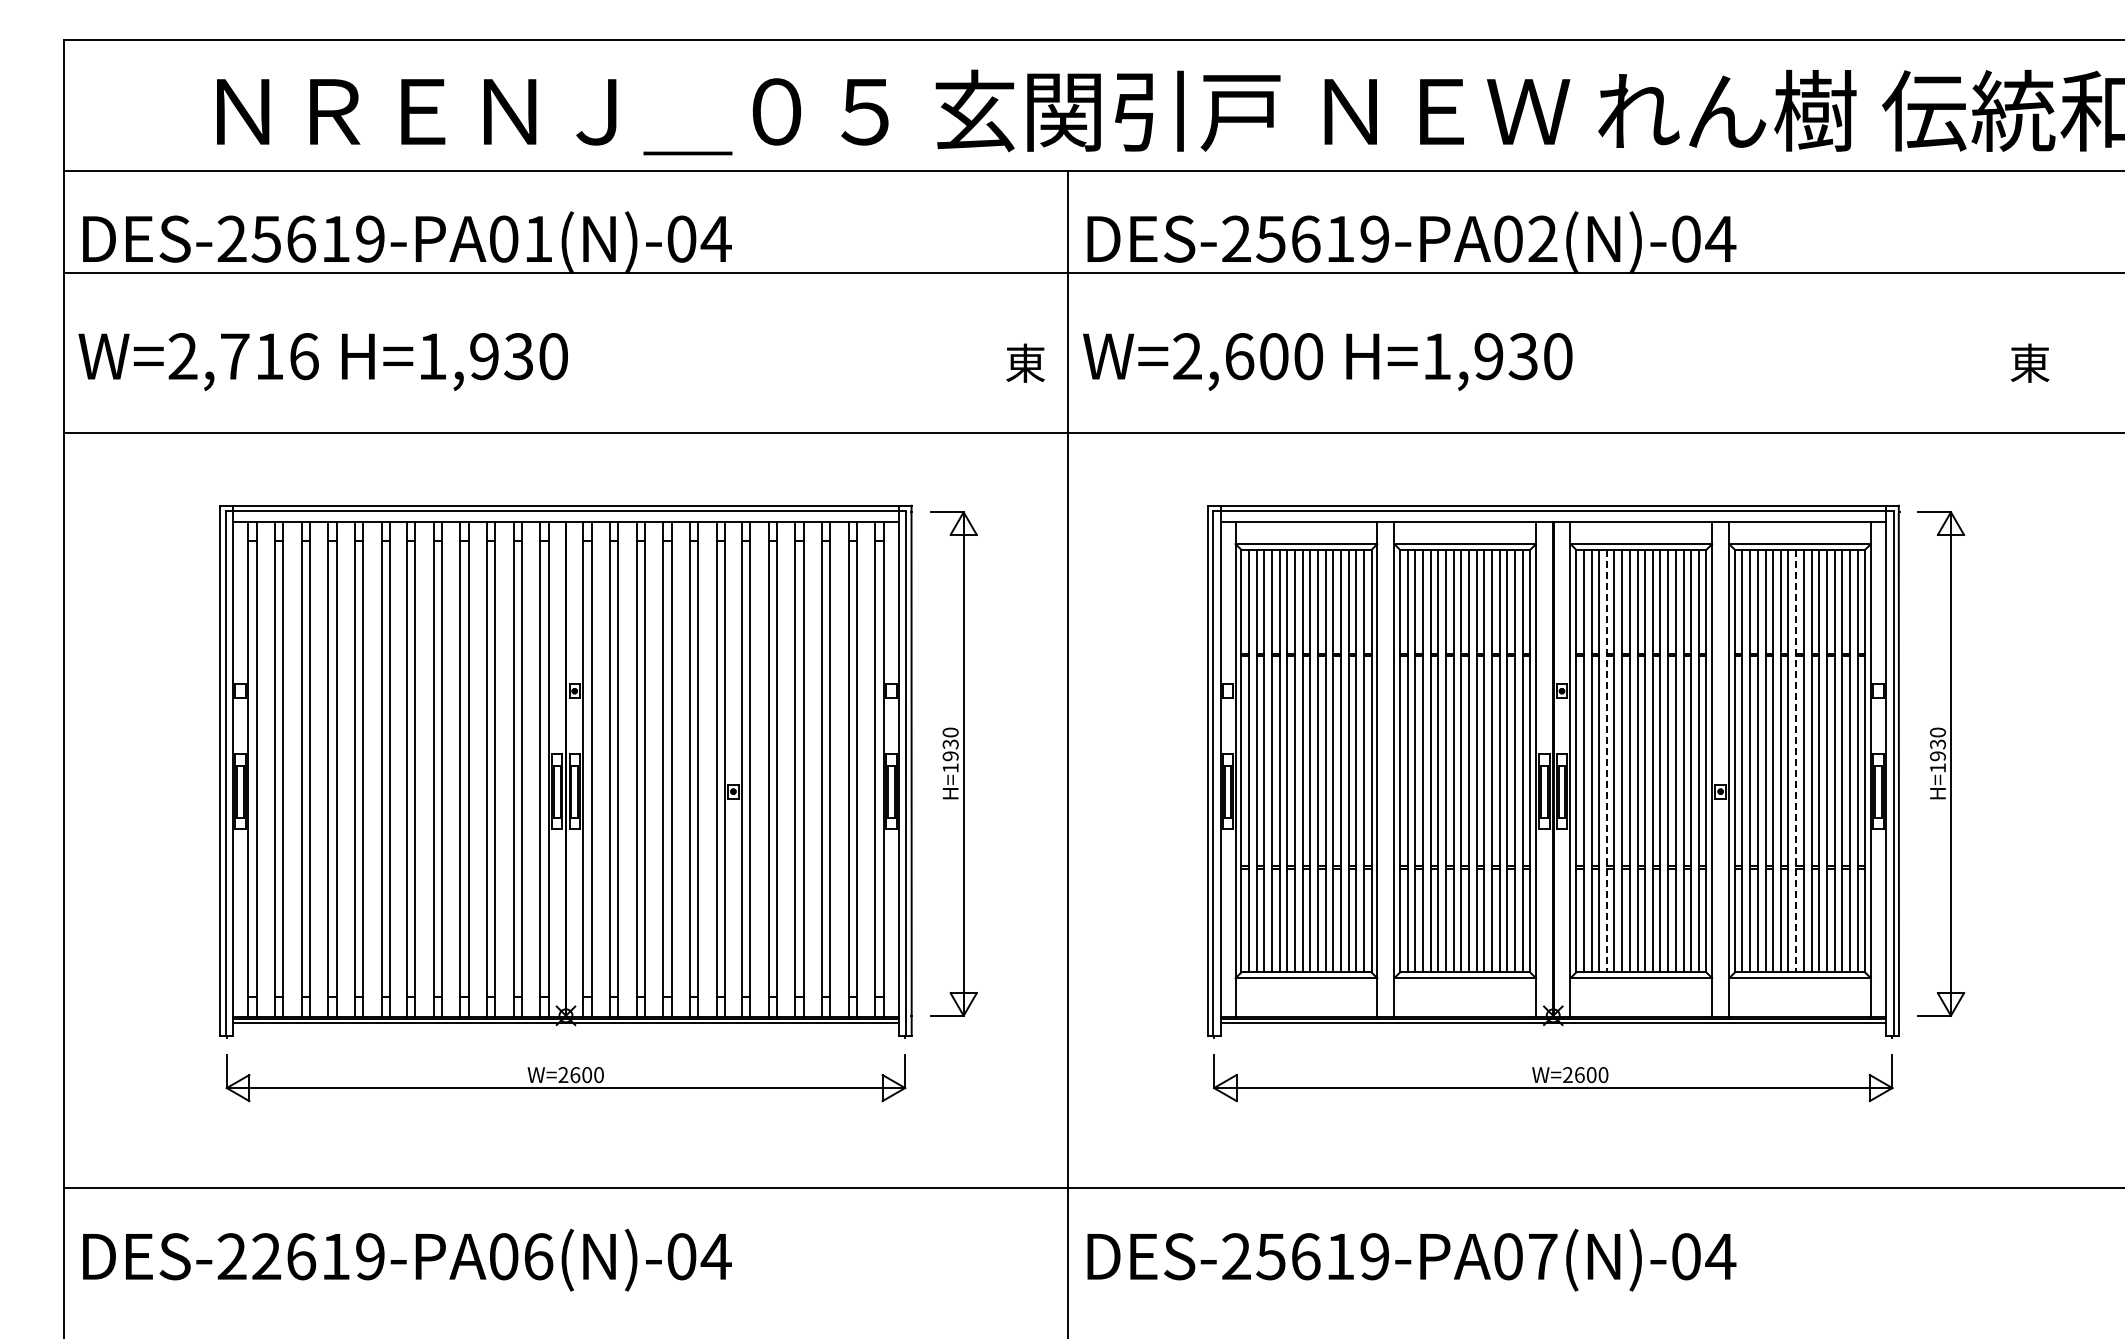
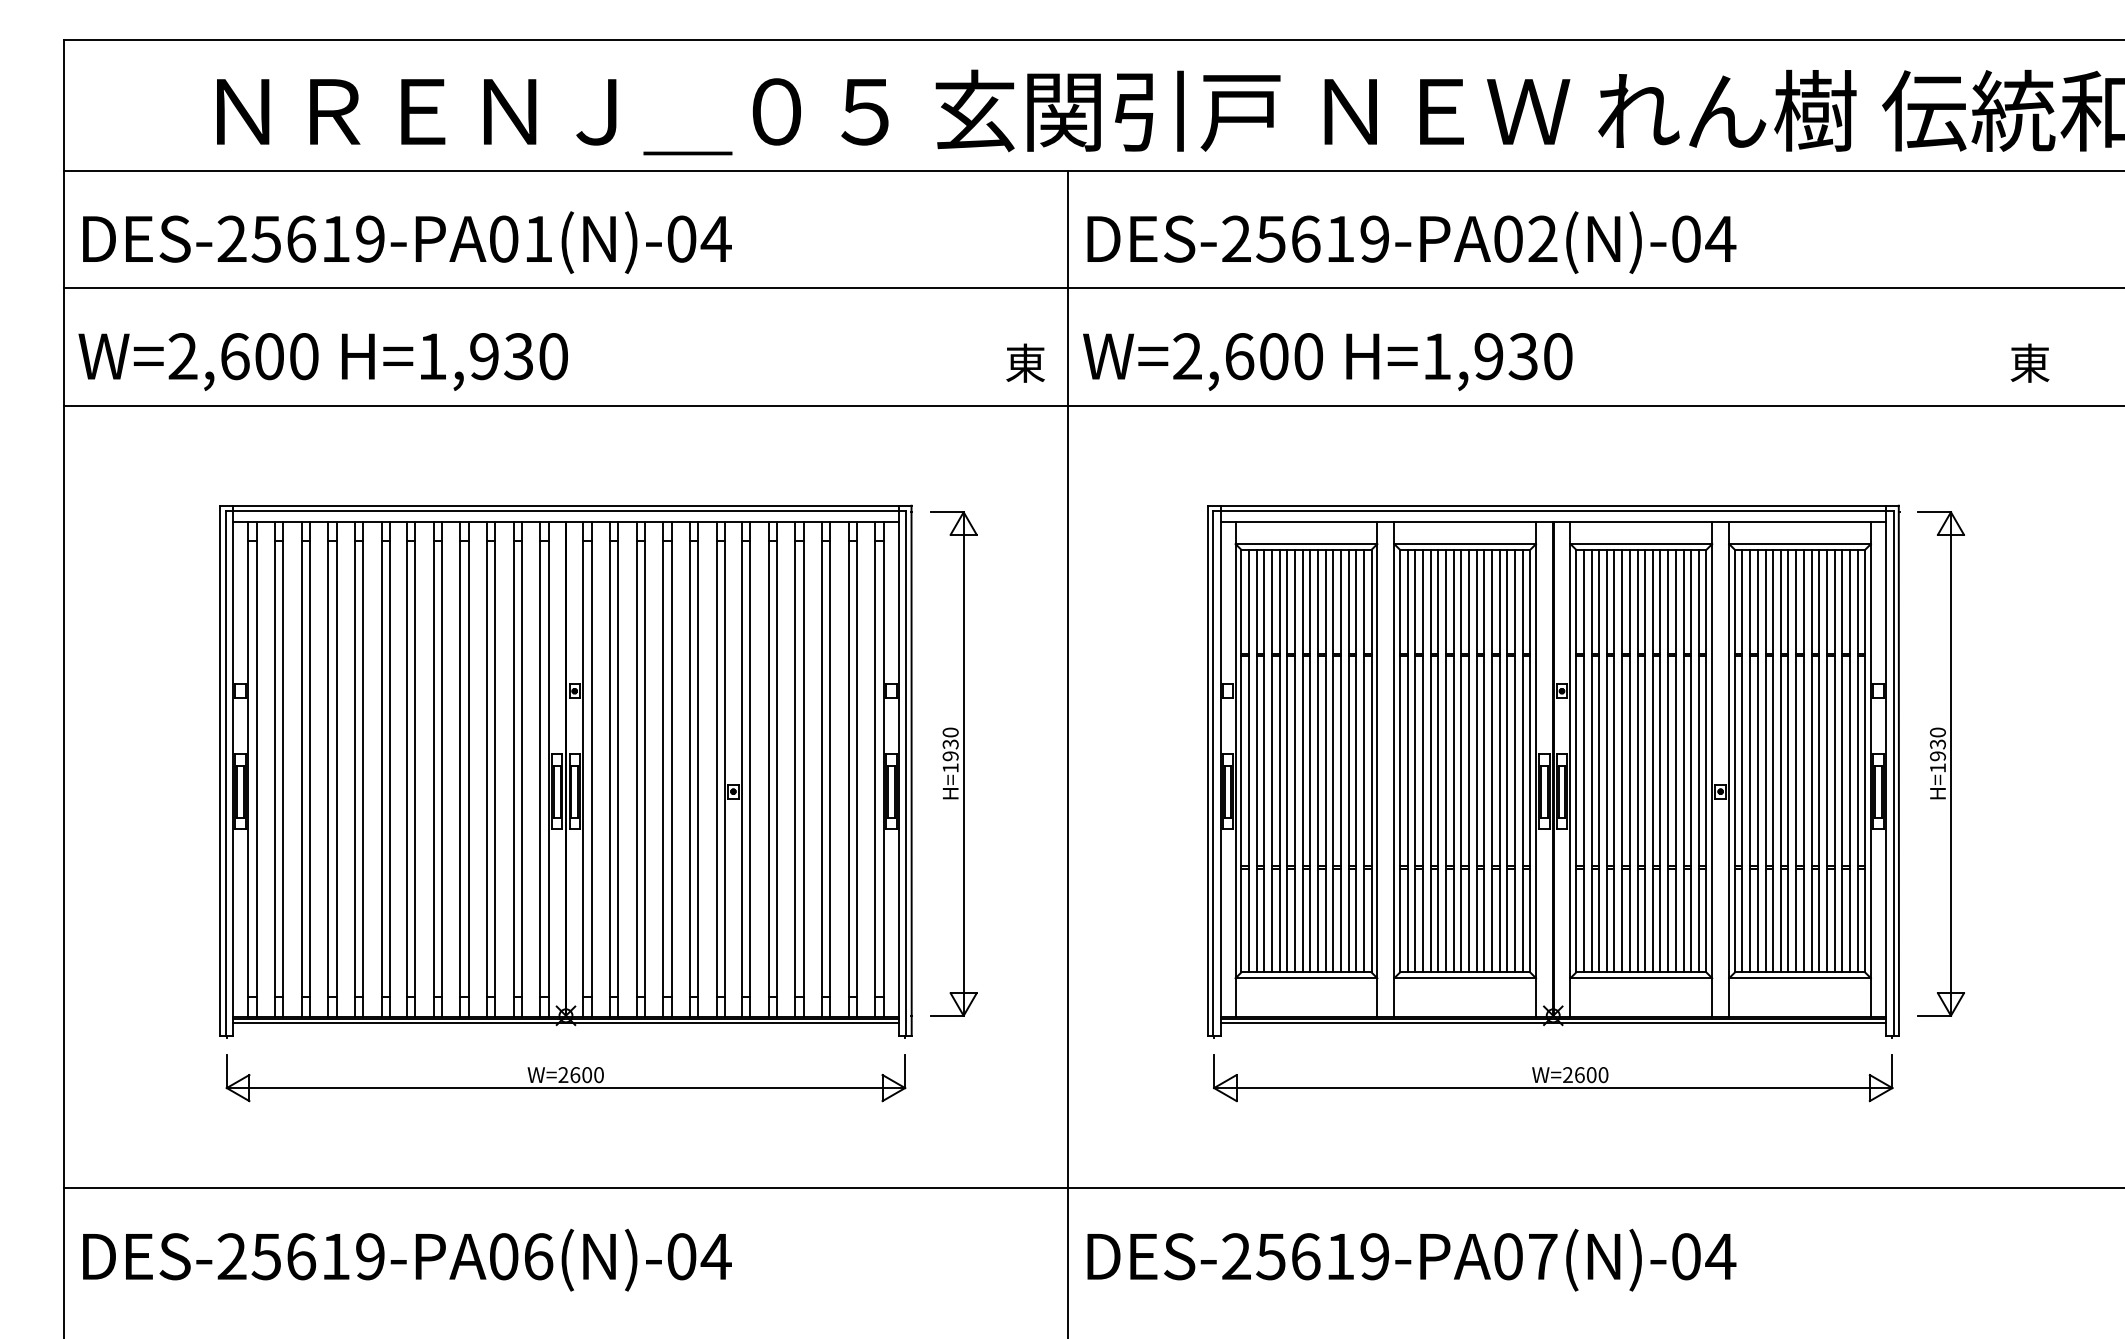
line position: (1092, 273) -> (1092, 288) (1092, 288)
text: W=2,716 -> W=2,600 (269, 356)
line position: (1092, 432) -> (1092, 405) (1092, 405)
line: dashed -> solid (1606, 761)
line: dashed -> solid (1796, 761)
text: DES-22619-PA06(N)-04 -> DES-25619-PA06(N)-04 (266, 1256)
